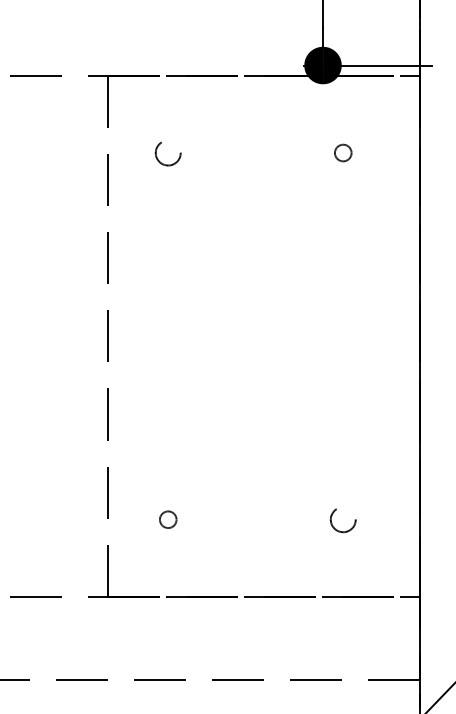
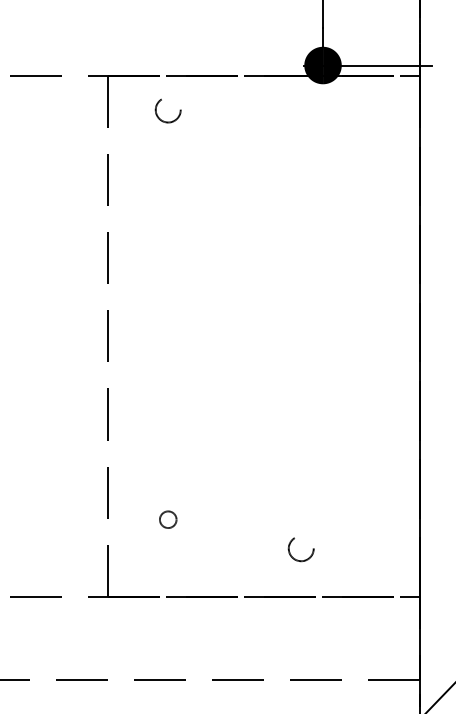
circle: present -> none (343, 152)
circle position: (167, 153) -> (167, 110) (167, 110)
circle position: (342, 520) -> (300, 549) (300, 549)
